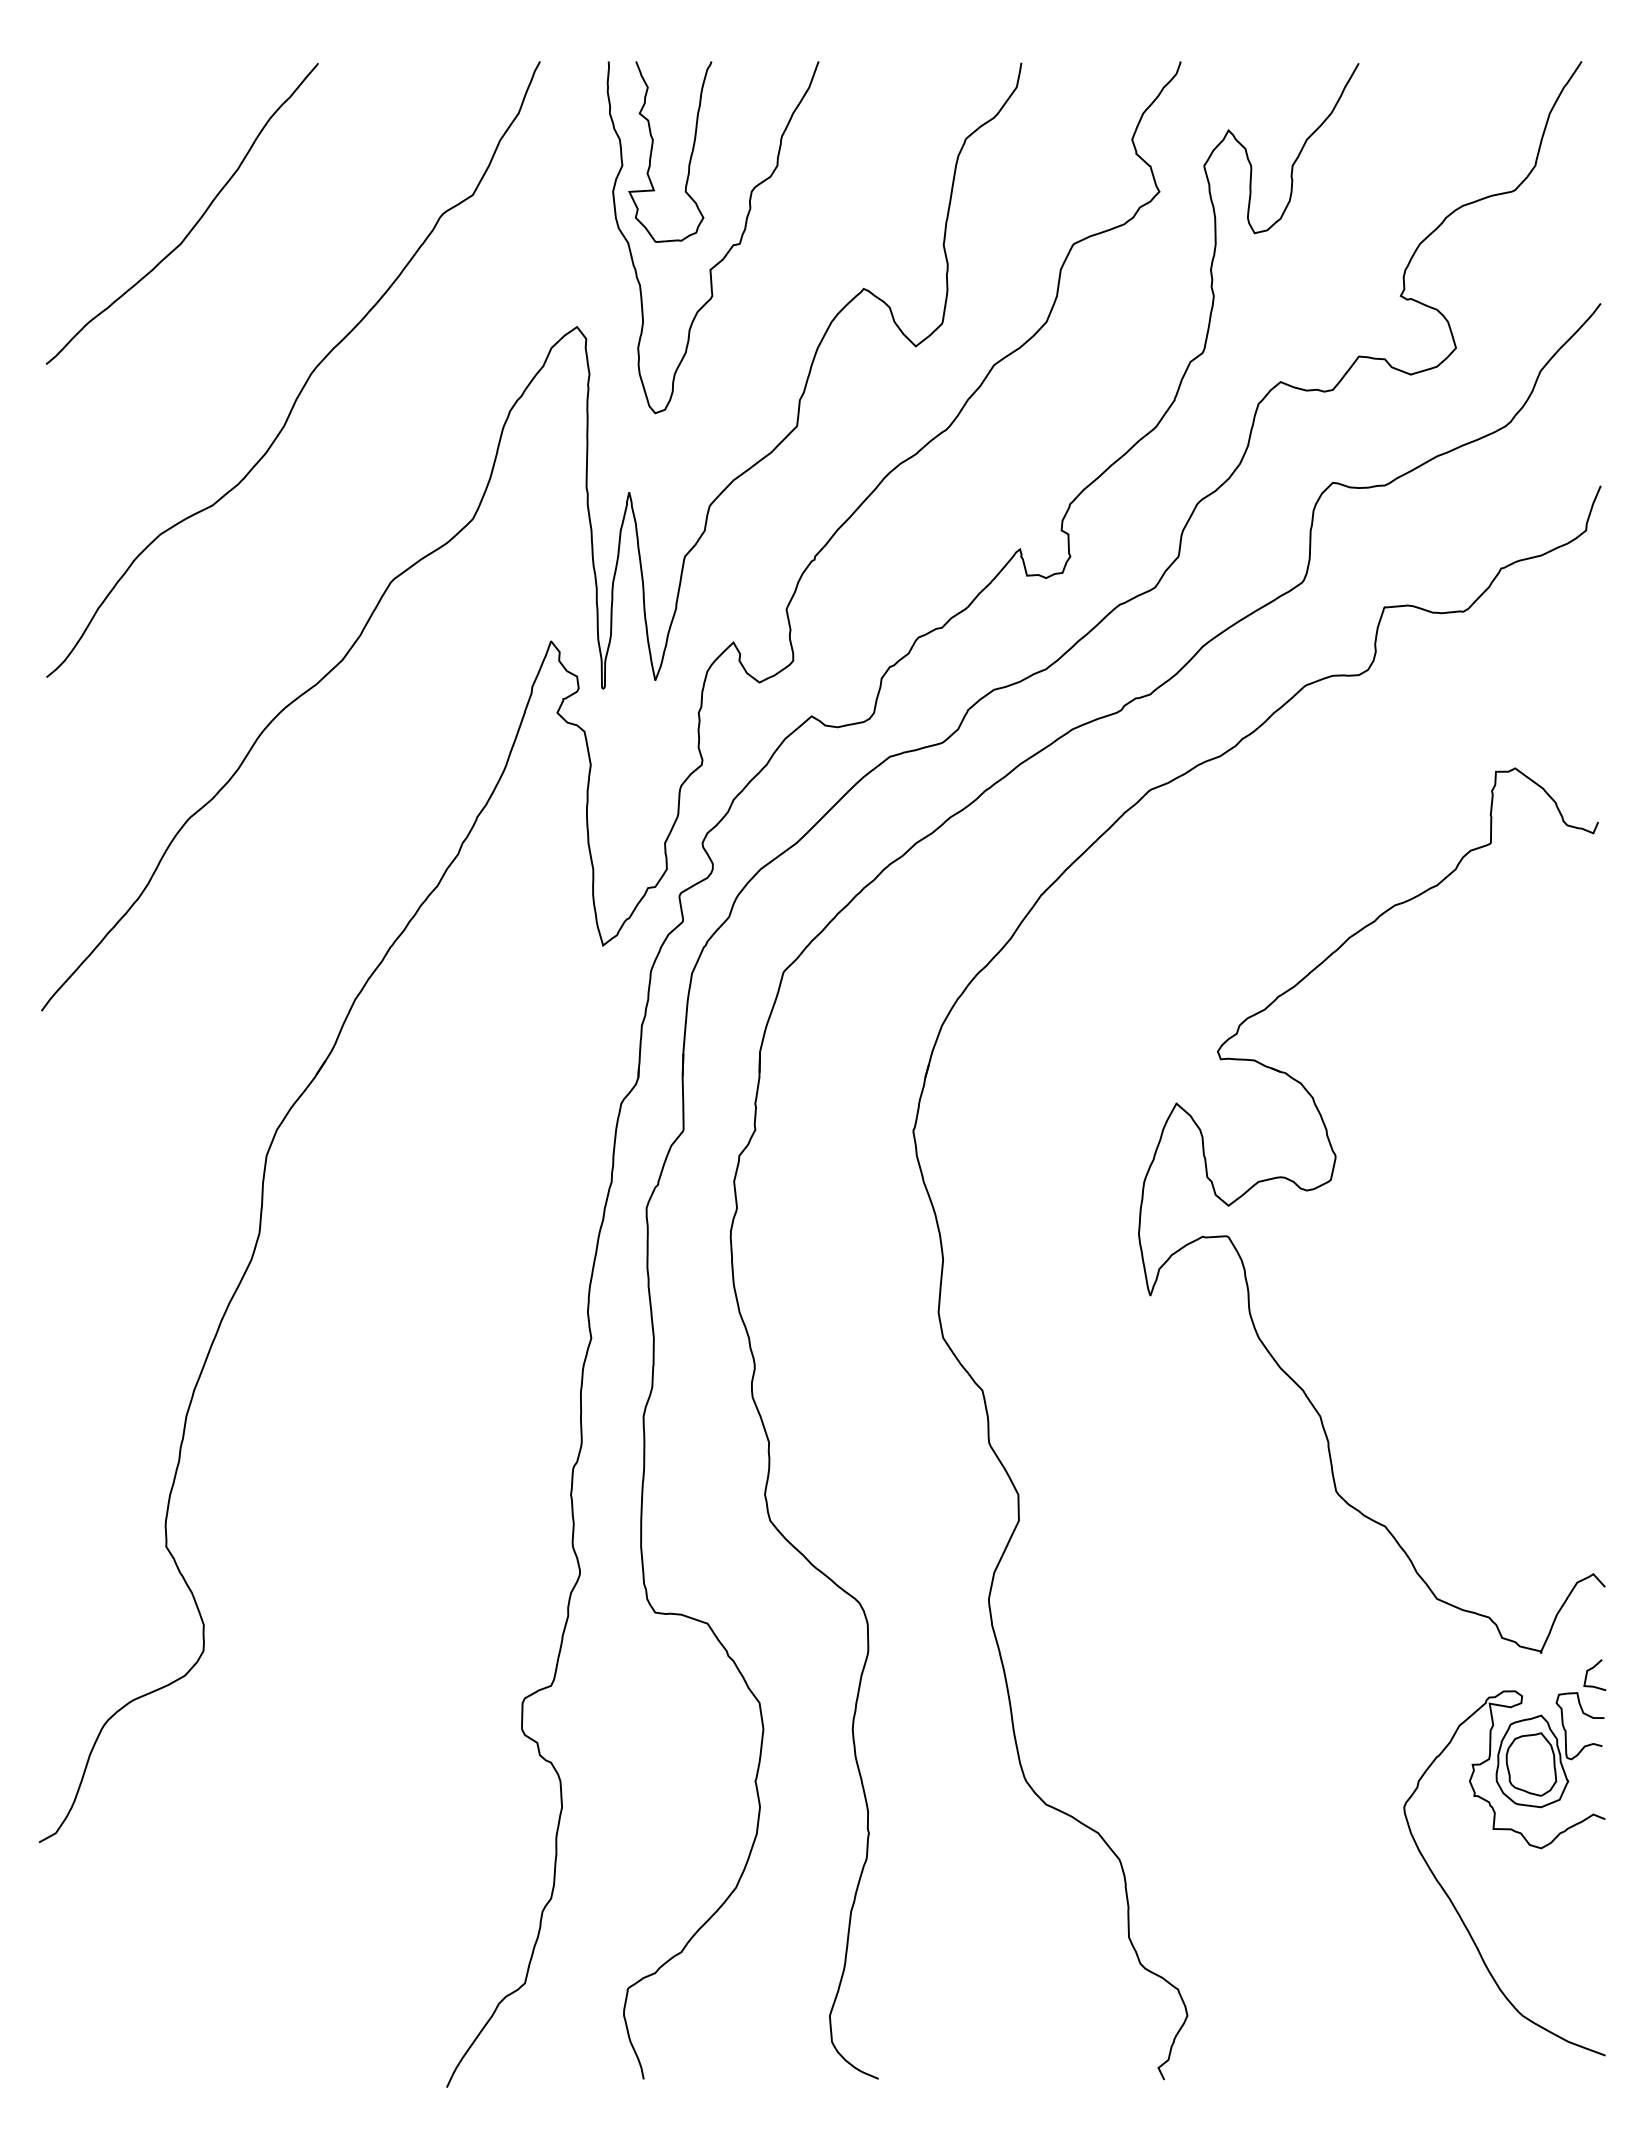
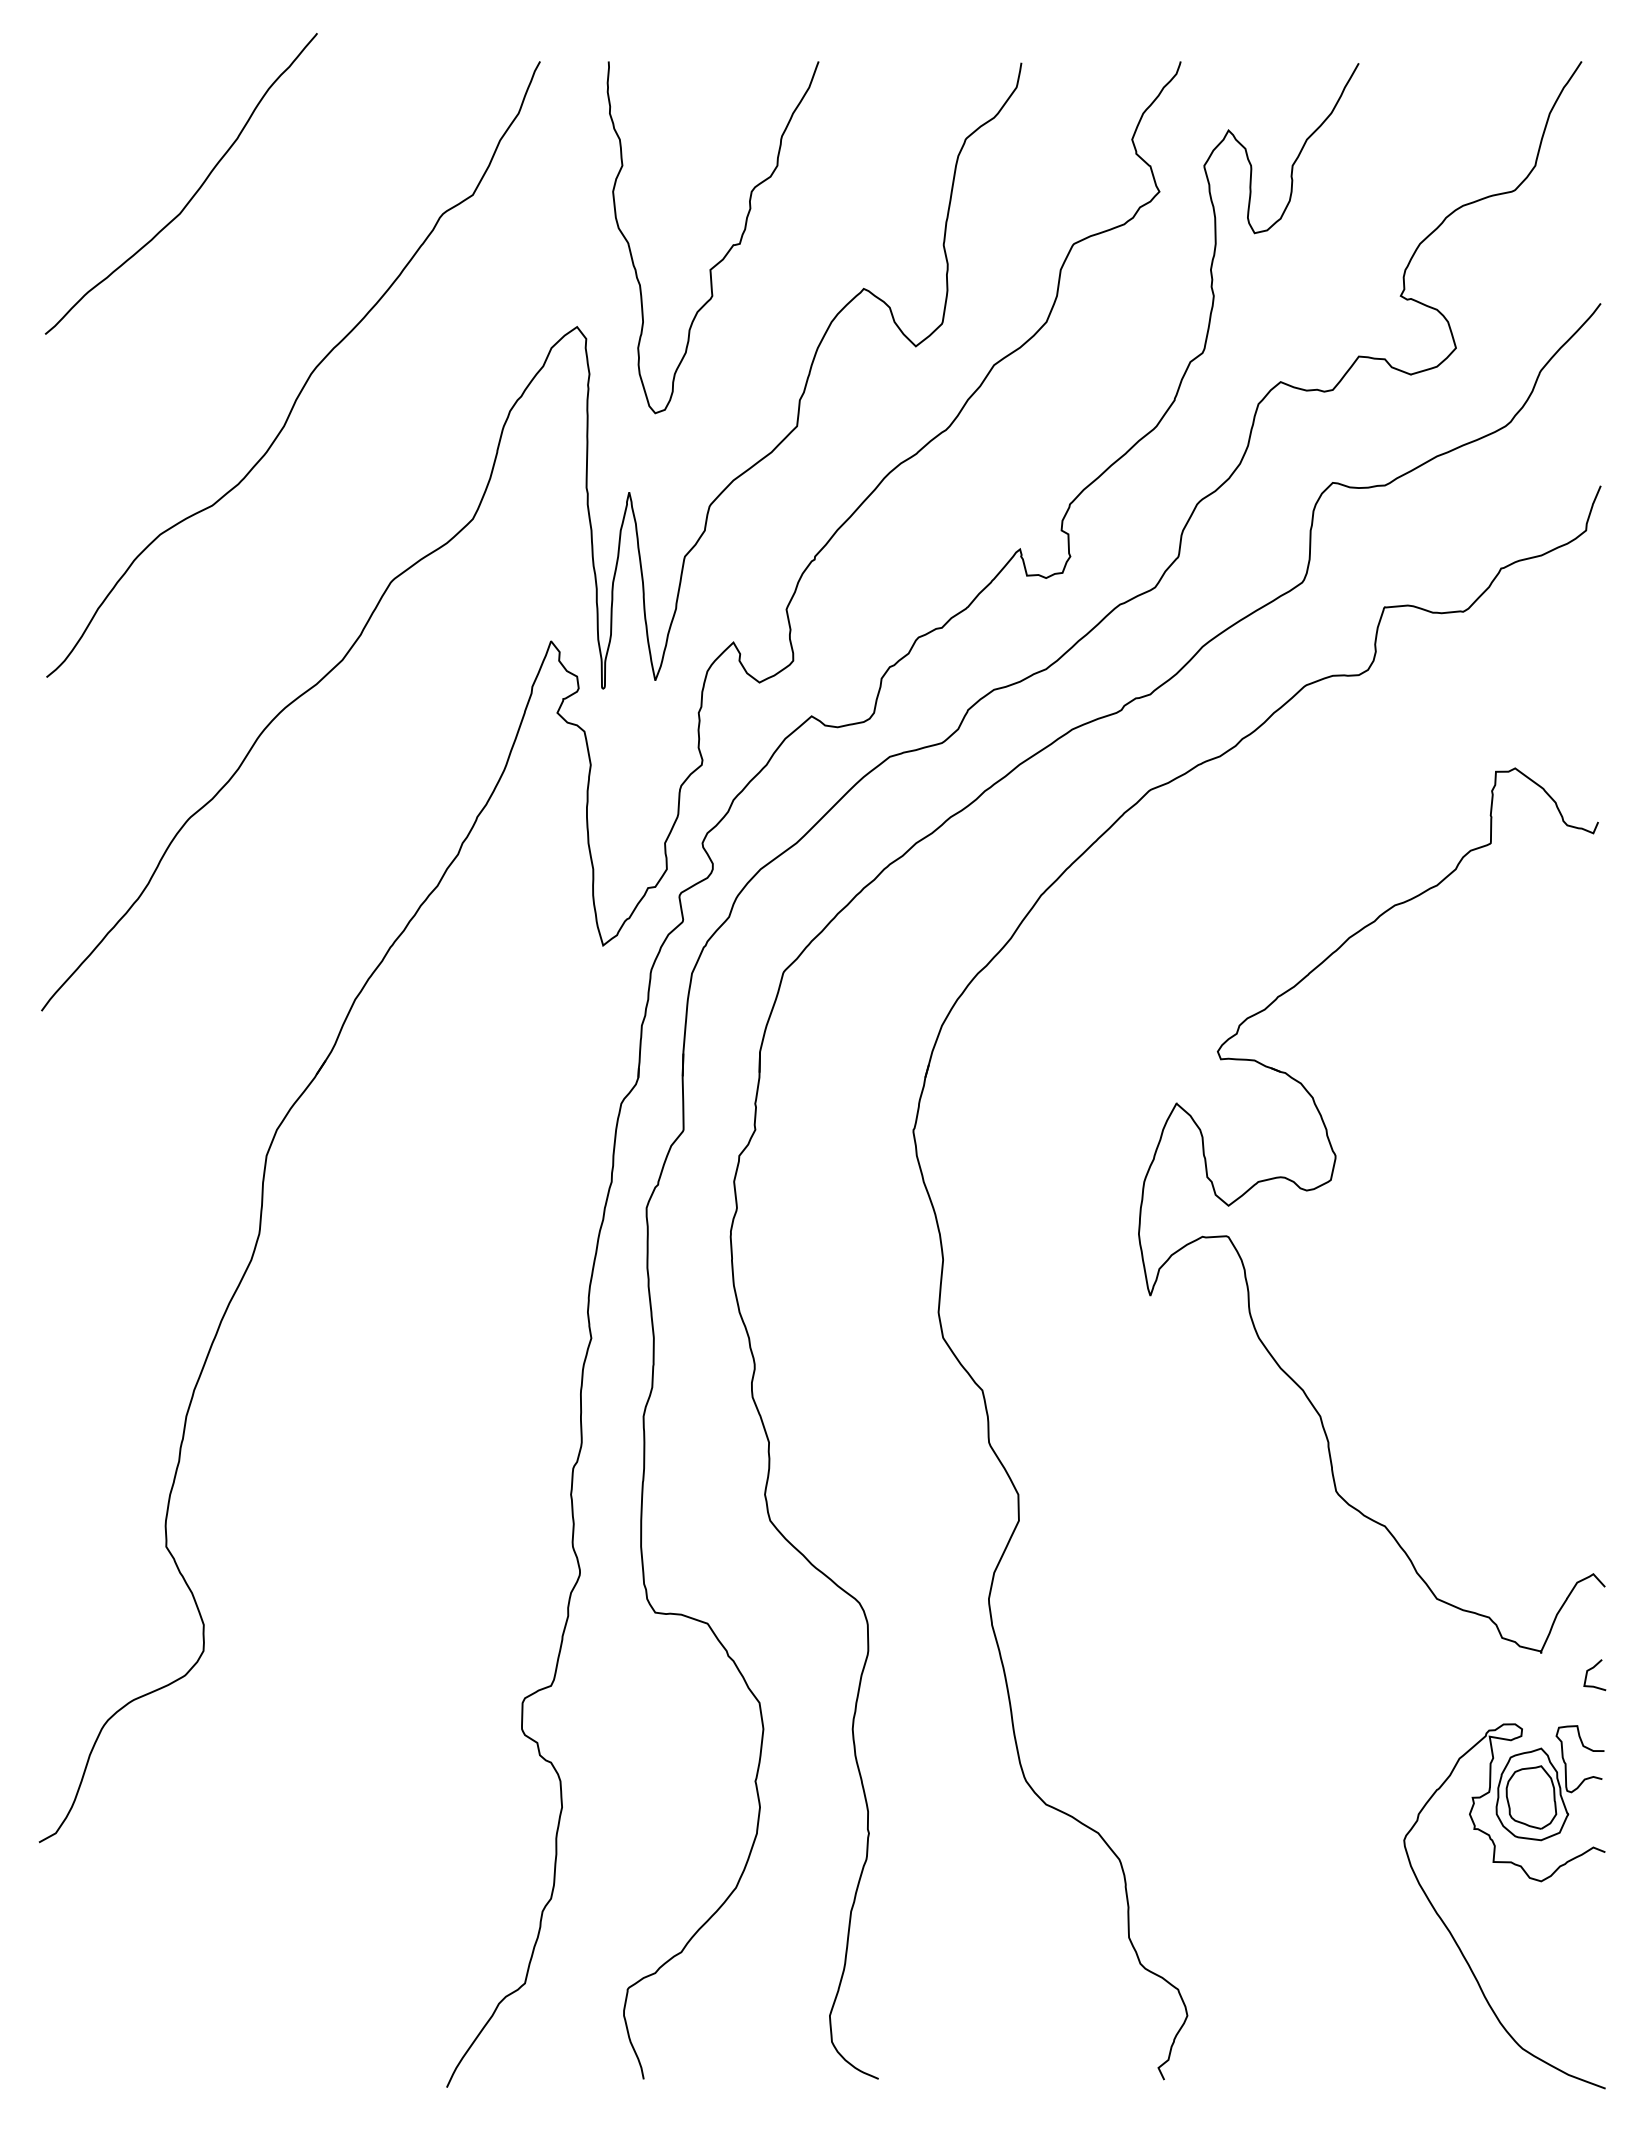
curve: present -> none (652, 151)
curve position: (193, 225) -> (192, 195) (192, 195)
part position: (1530, 1846) -> (1530, 1879) (1530, 1879)
